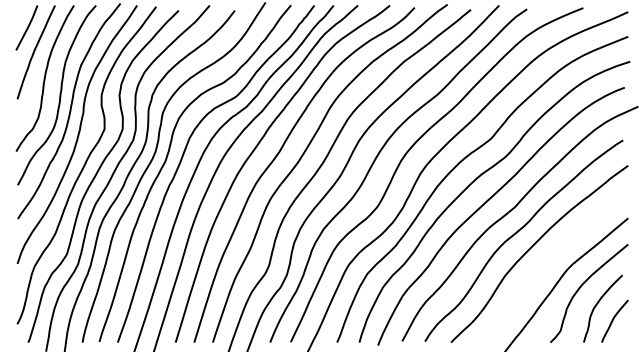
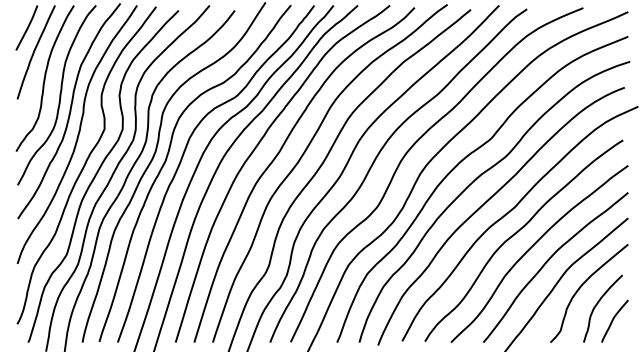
curve: none -> present (549, 260)
